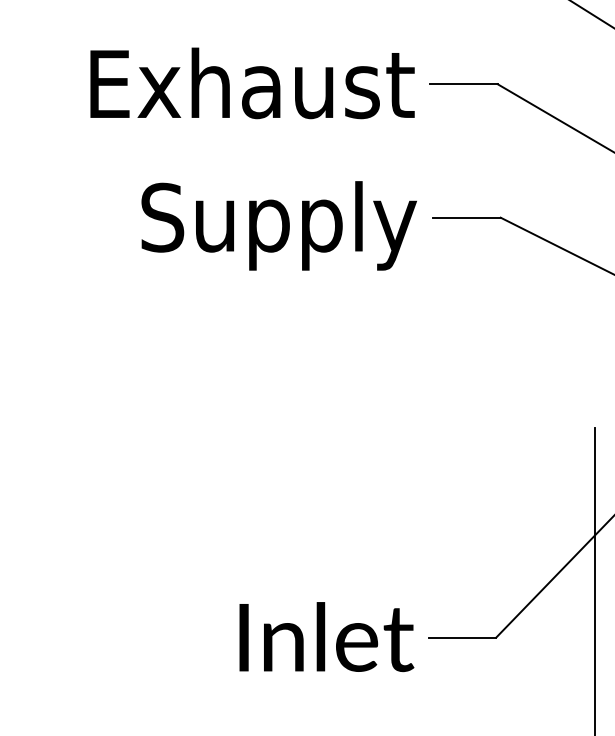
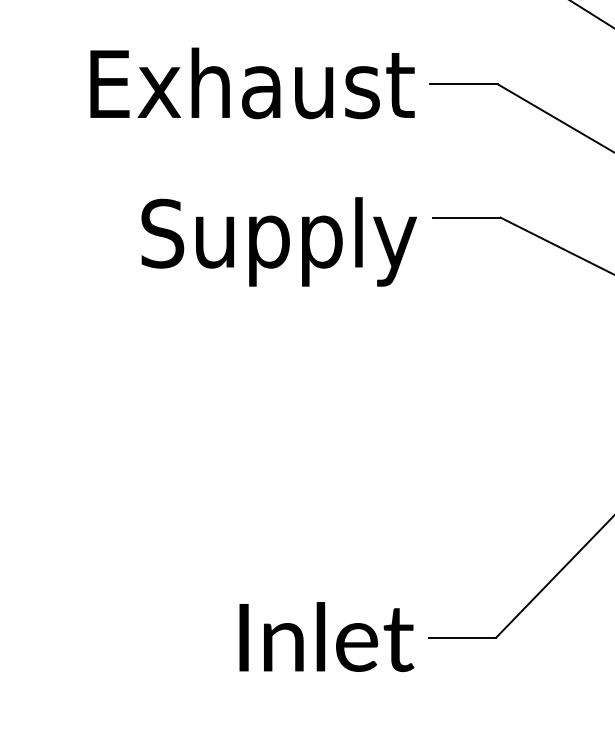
text position: (278, 225) -> (278, 241) (278, 241)
line: present -> none (595, 579)
